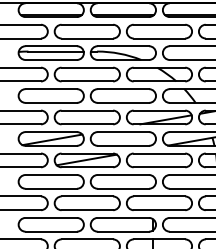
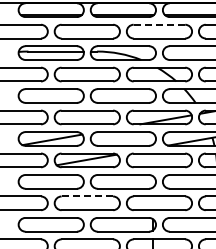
line: solid -> dashed (159, 24)
line: solid -> dashed (87, 196)
